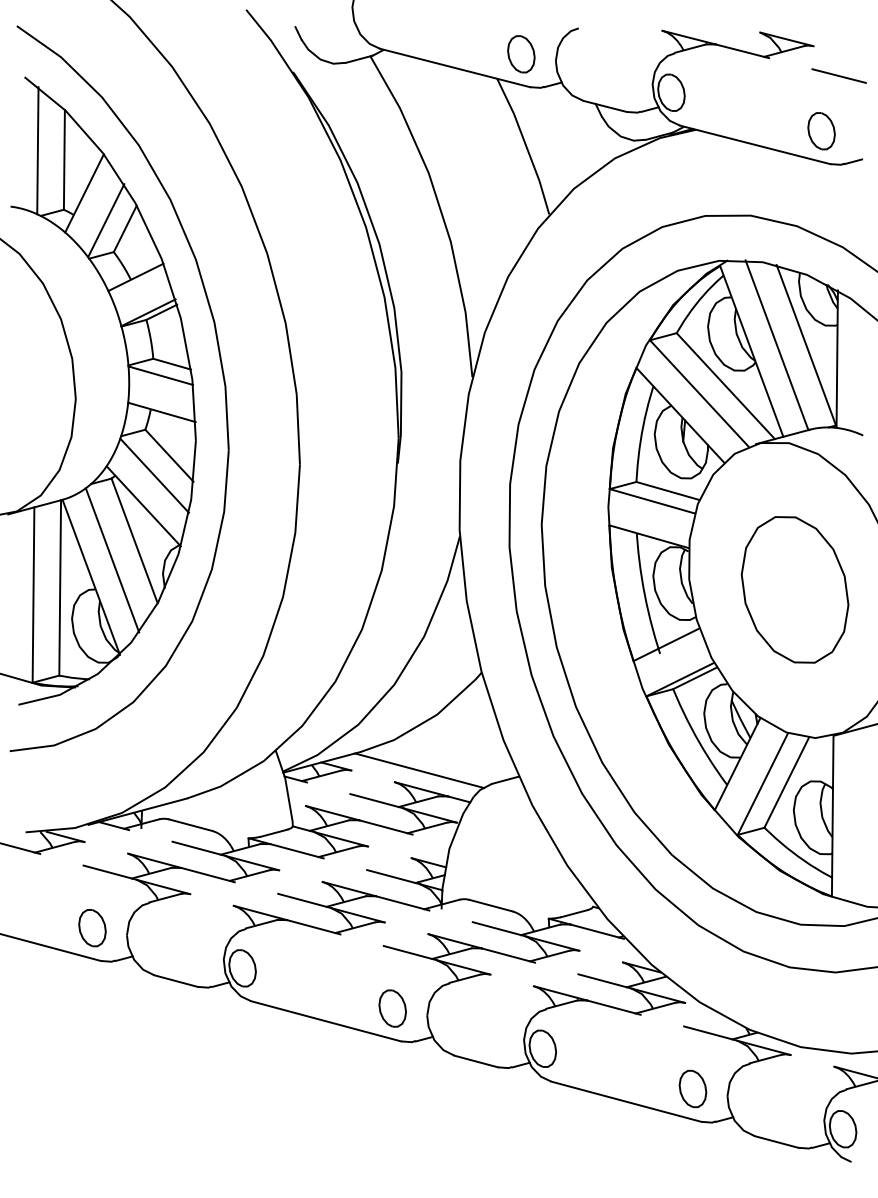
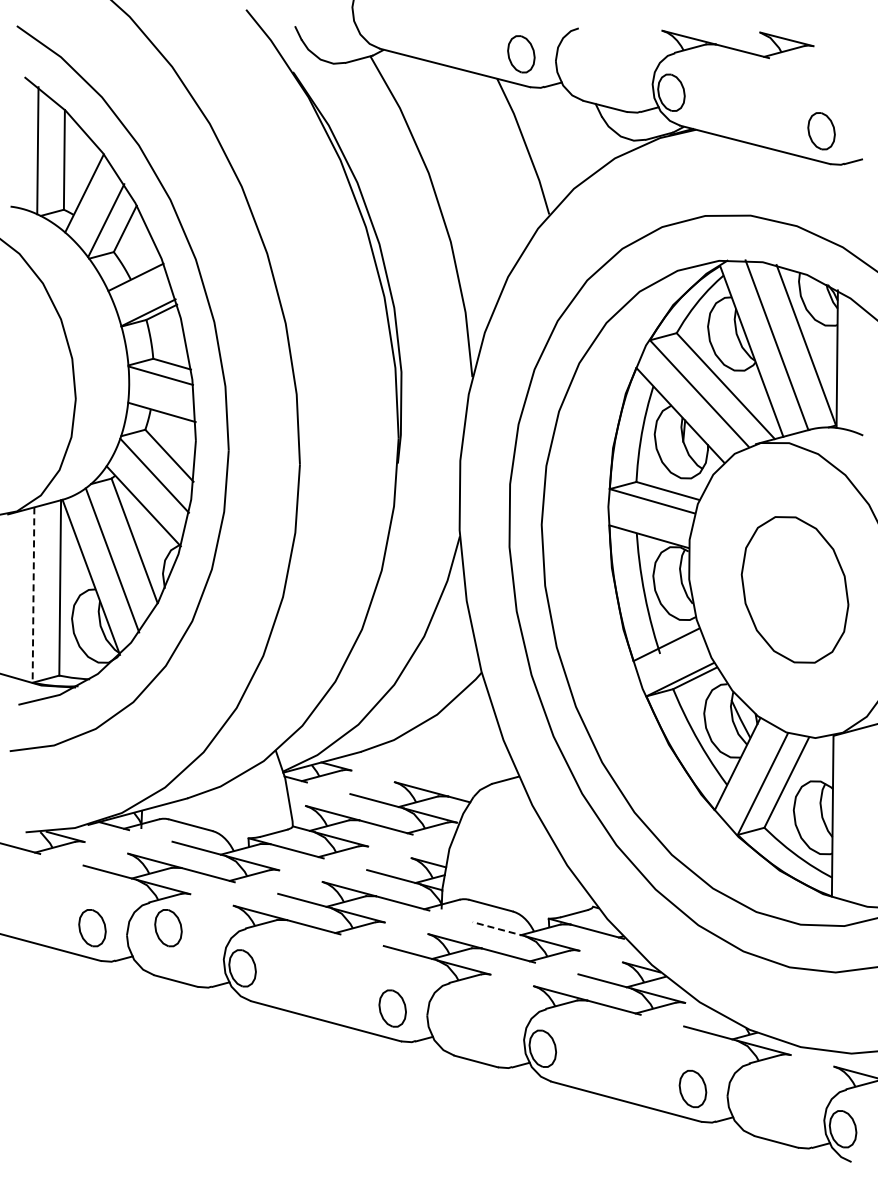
line: present -> none (838, 75)
line: solid -> dashed (33, 595)
line: present -> none (419, 770)
part: none -> present (168, 928)
line: solid -> dashed (499, 929)
